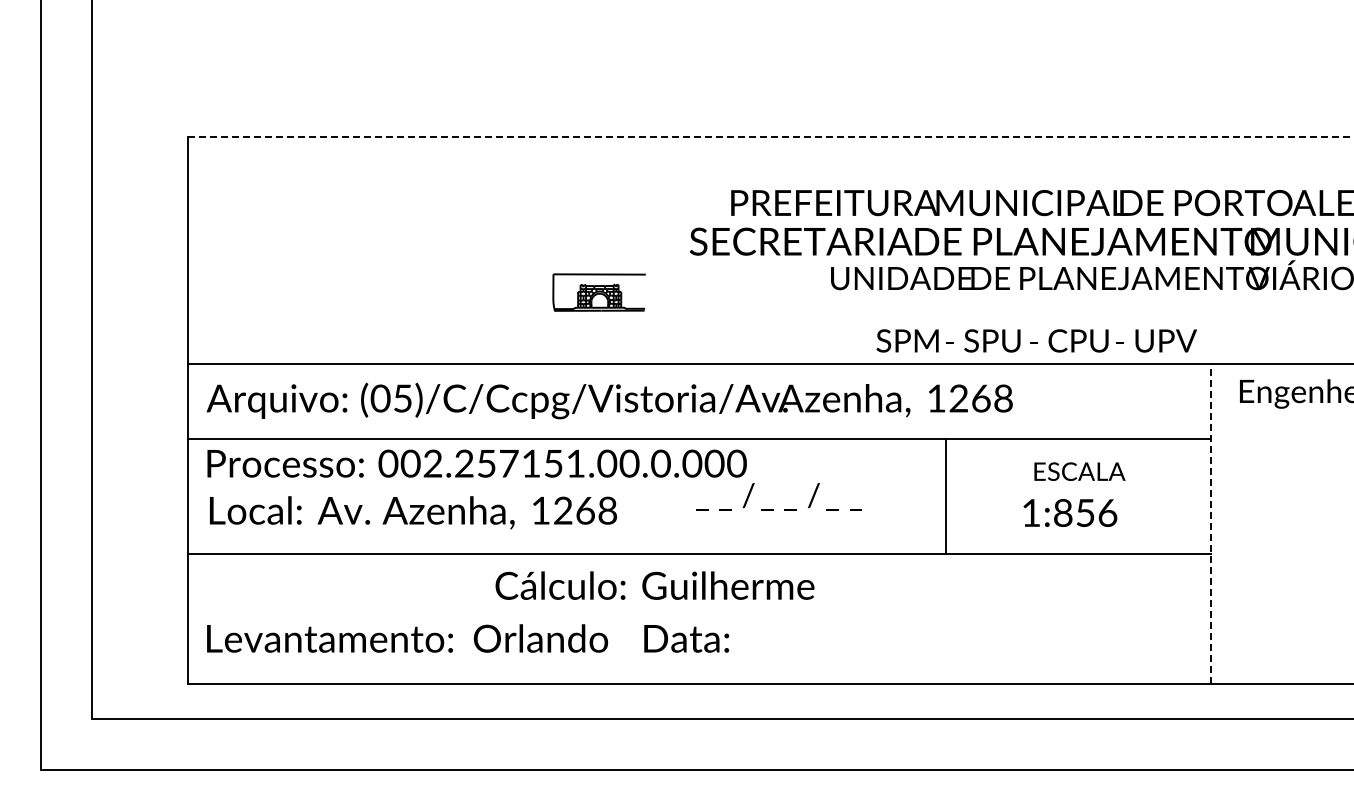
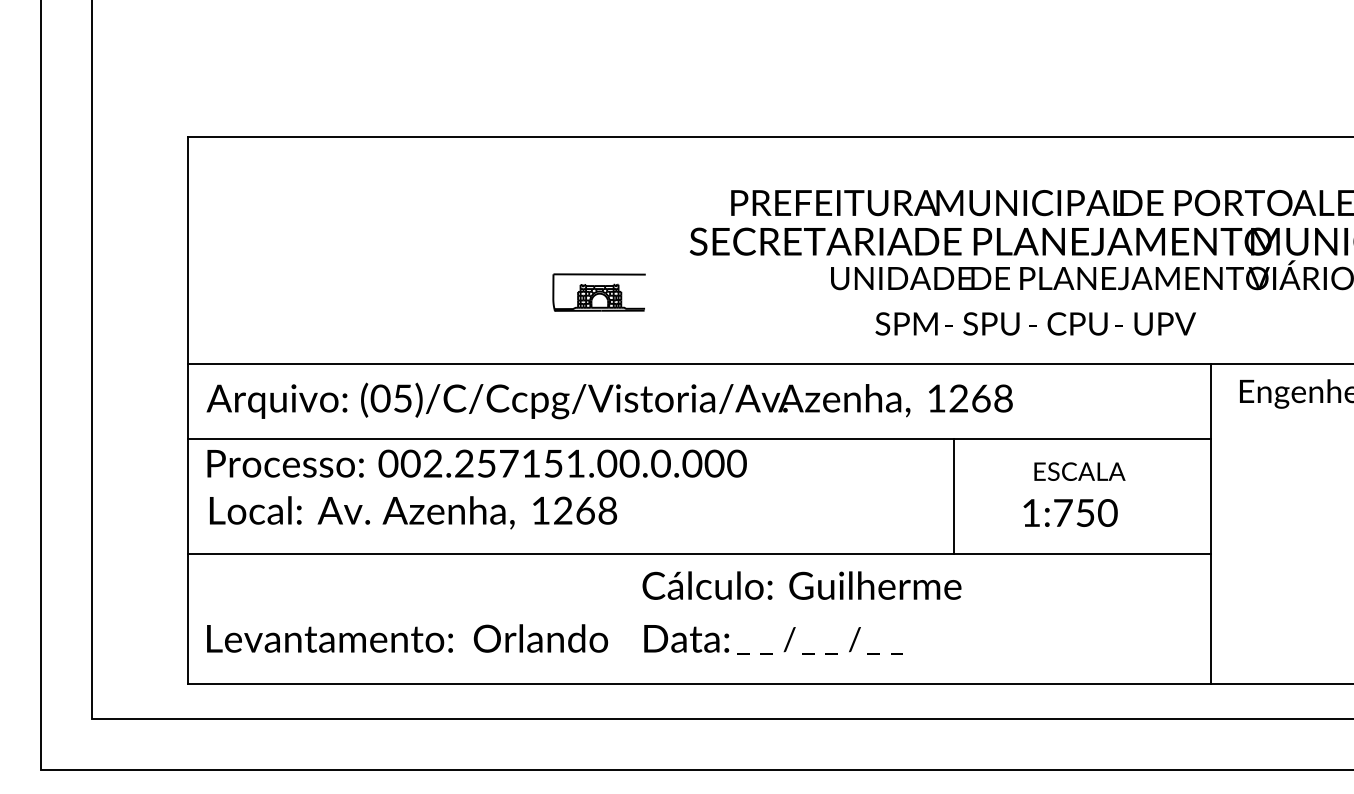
line: dashed -> solid (770, 137)
text position: (1036, 340) -> (1035, 323) (1035, 323)
text position: (778, 496) -> (819, 640) (819, 640)
line position: (946, 496) -> (954, 496) (954, 496)
text: 1:856 -> 1:750 (1085, 512)
line: dashed -> solid (1210, 524)
text position: (654, 585) -> (801, 585) (801, 585)
